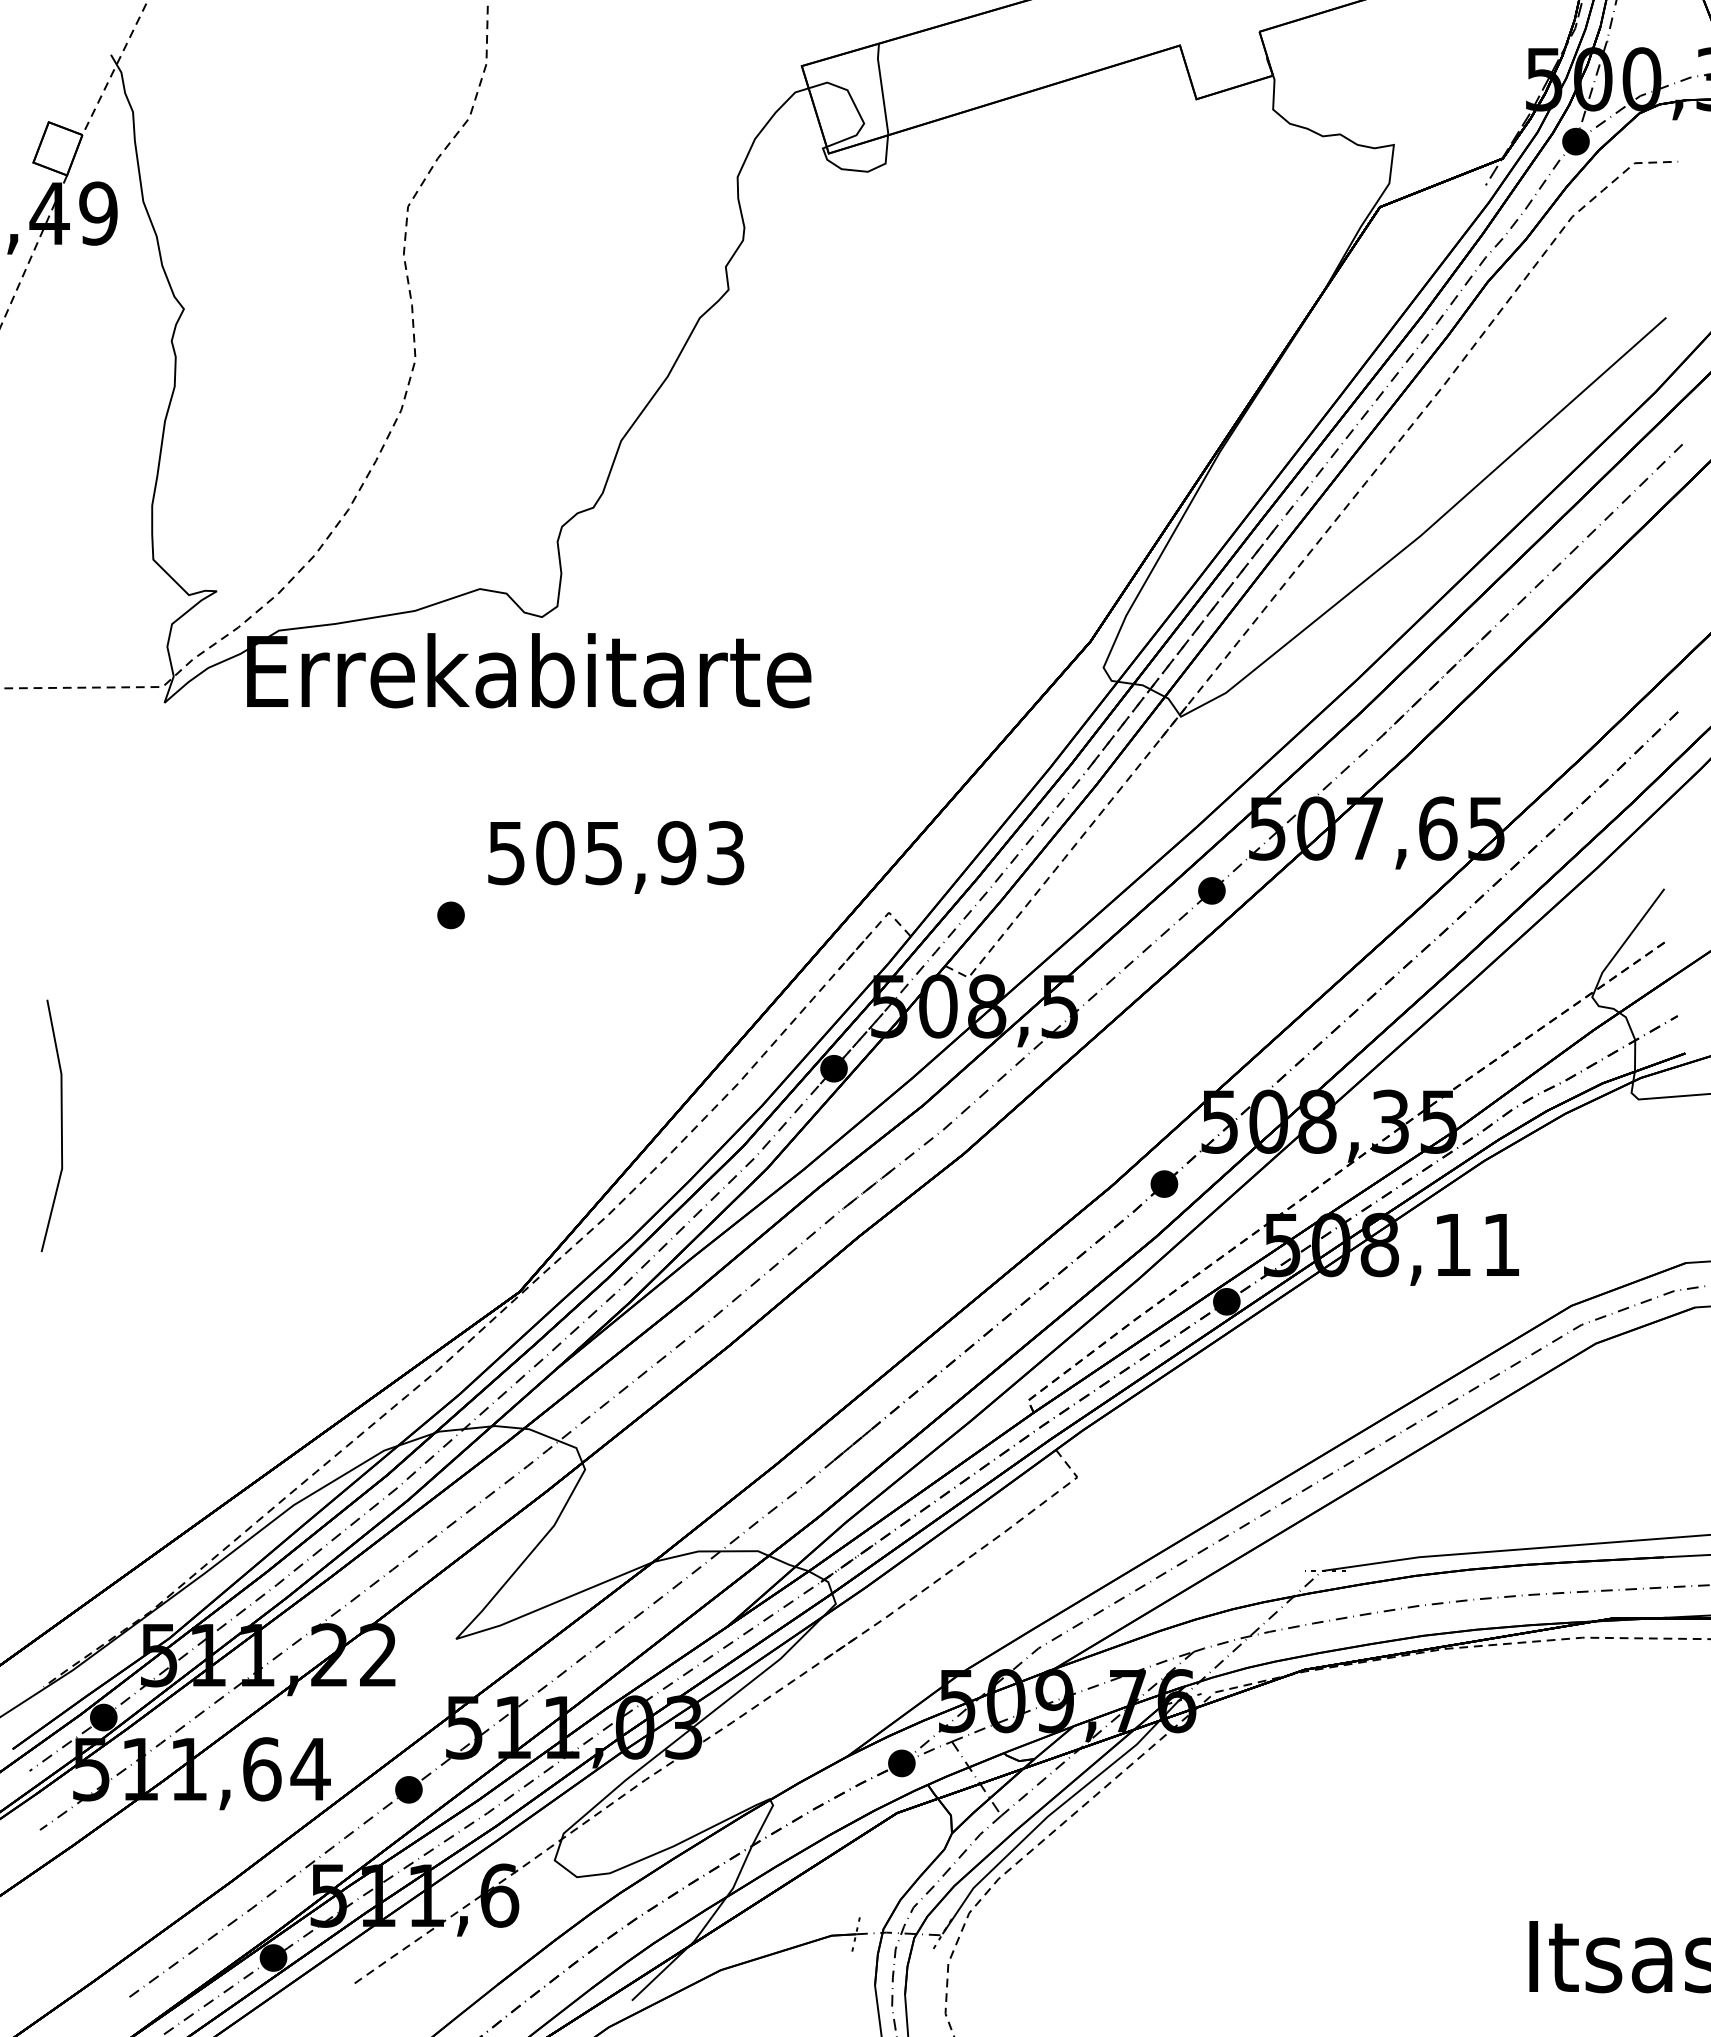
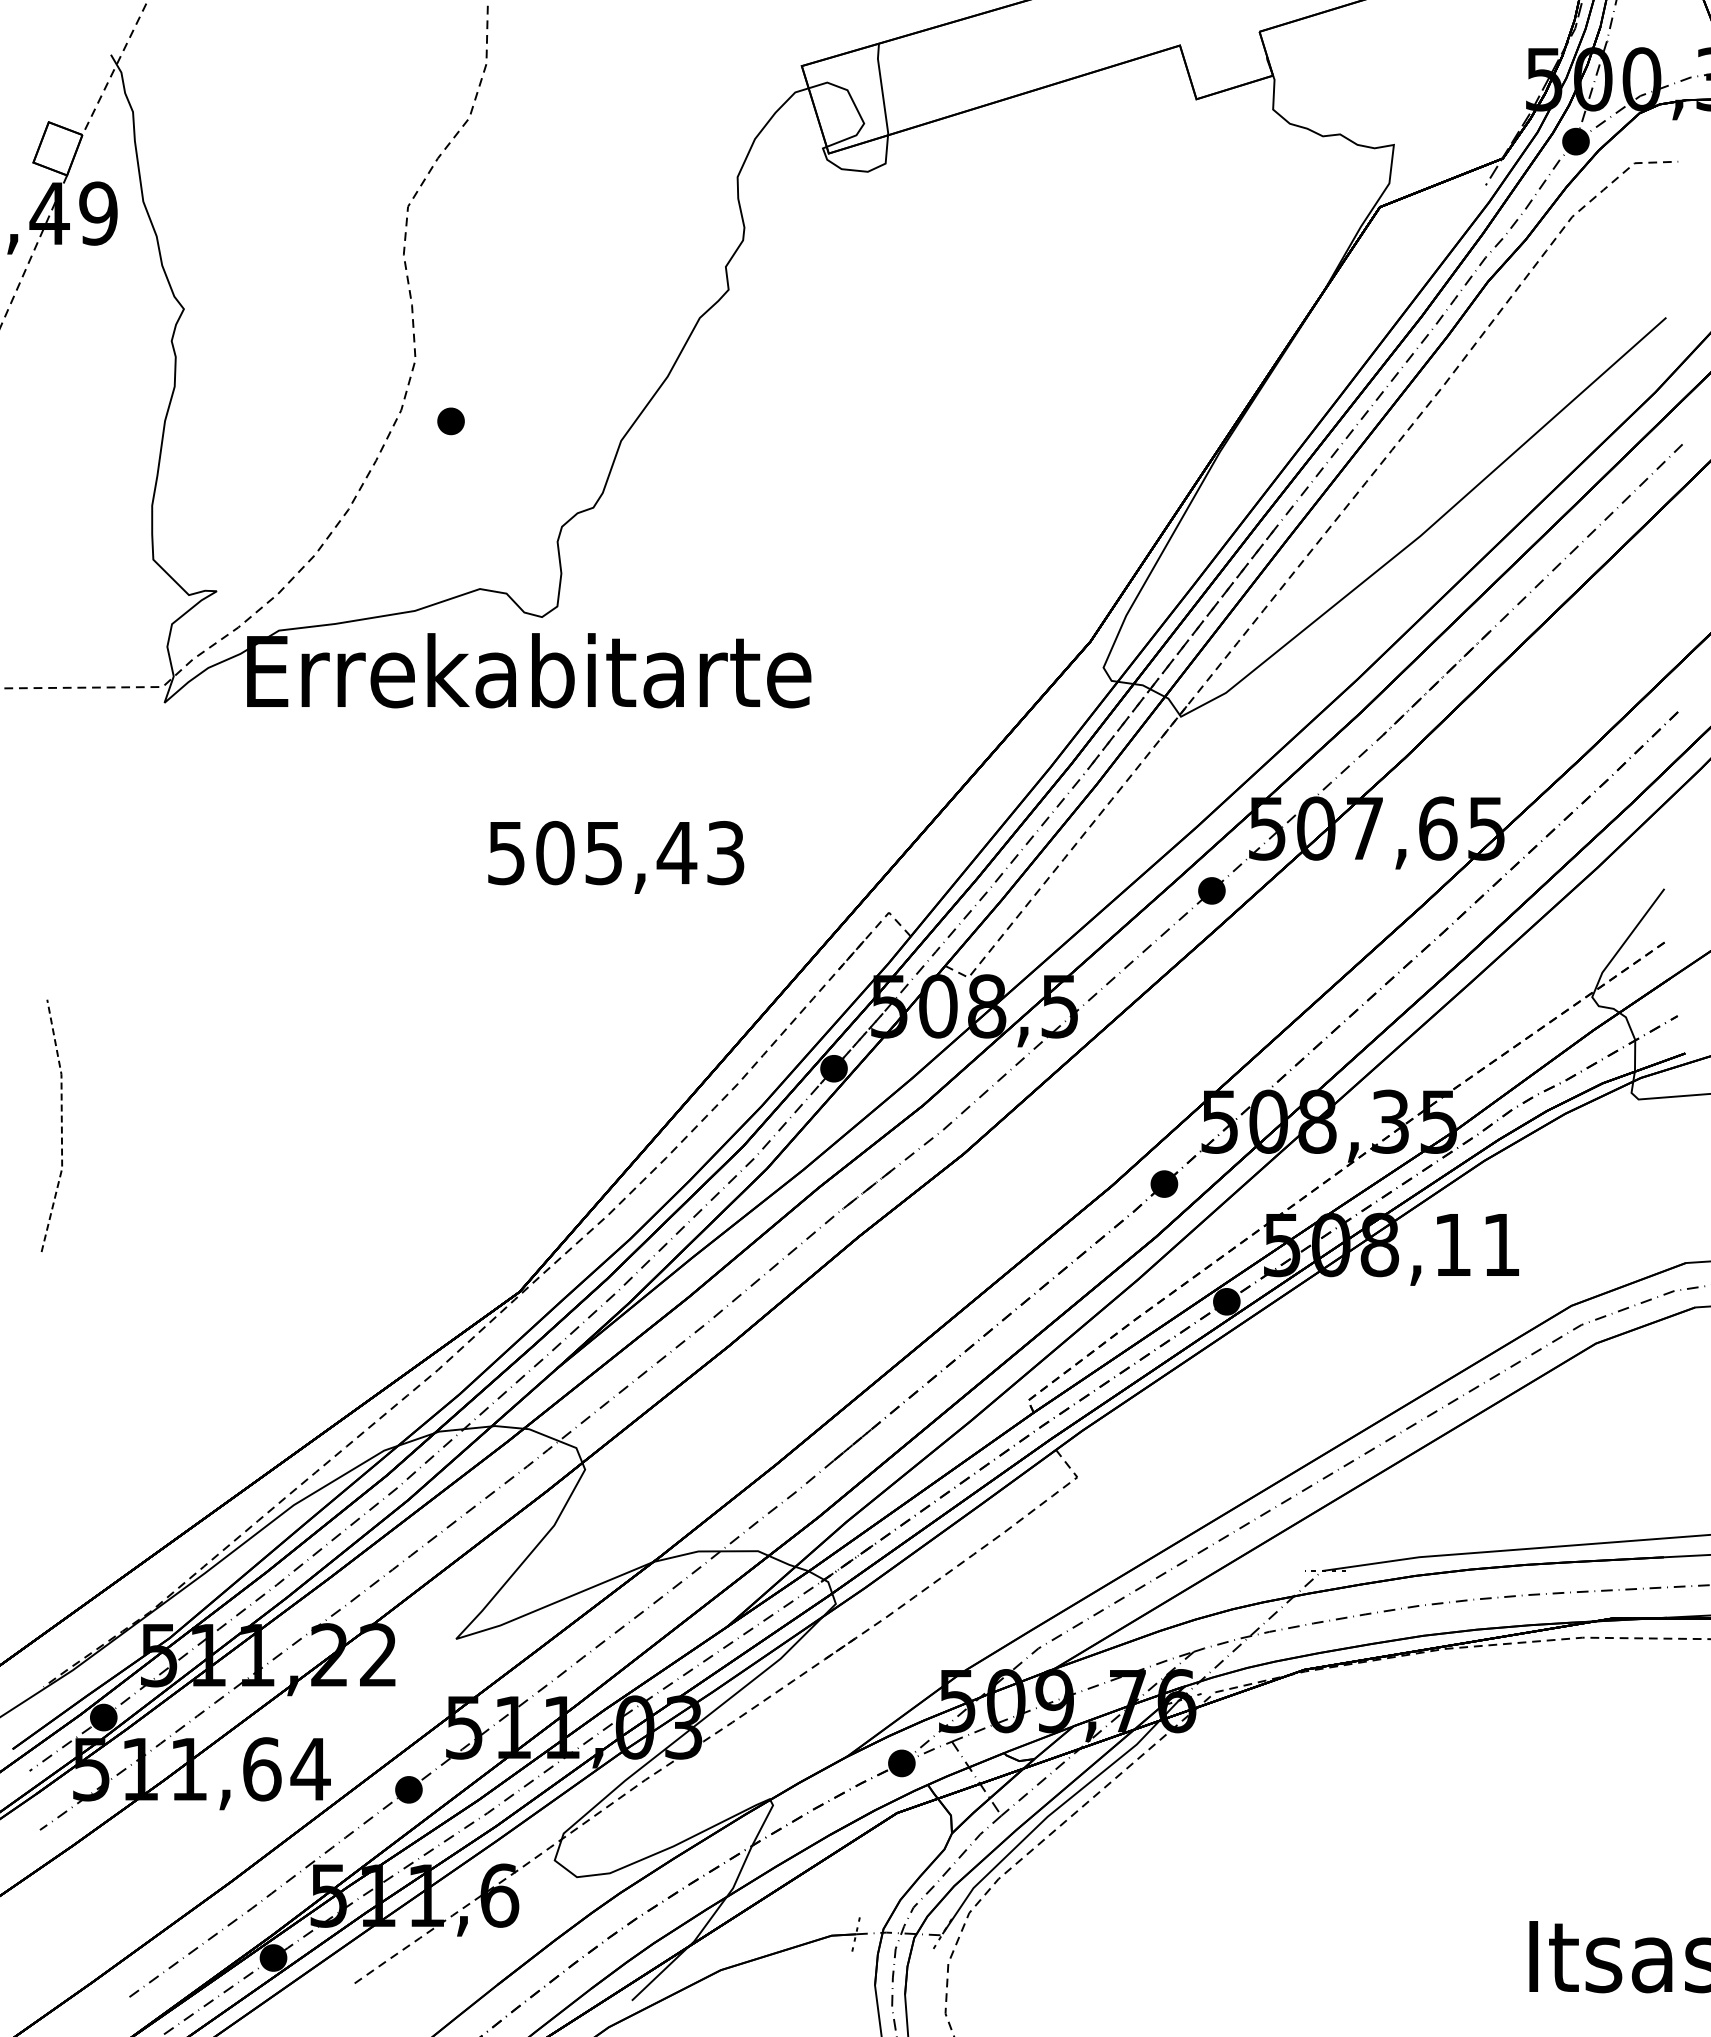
text: 505,93 -> 505,43 (676, 853)
part position: (450, 915) -> (450, 421) (450, 421)
line: solid -> dashed (61, 1126)
